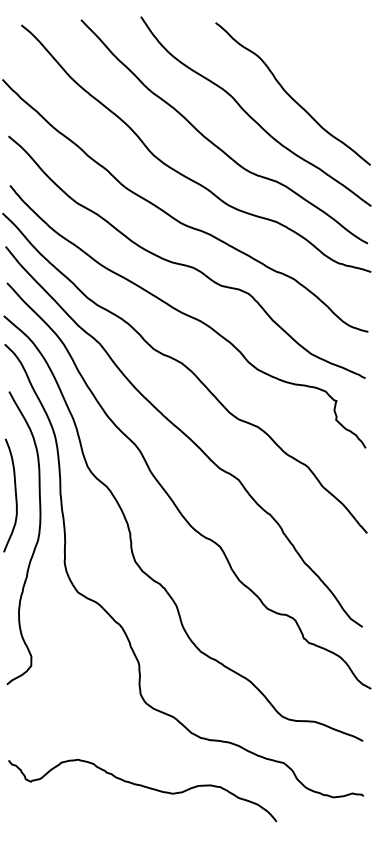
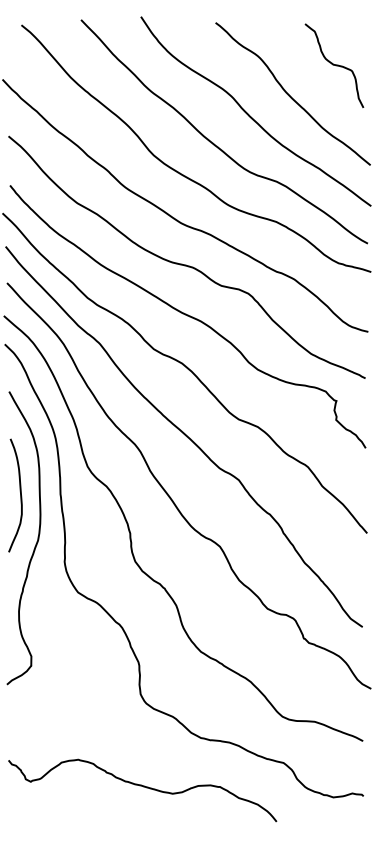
curve: none -> present (334, 65)
curve position: (15, 495) -> (20, 495) (20, 495)
